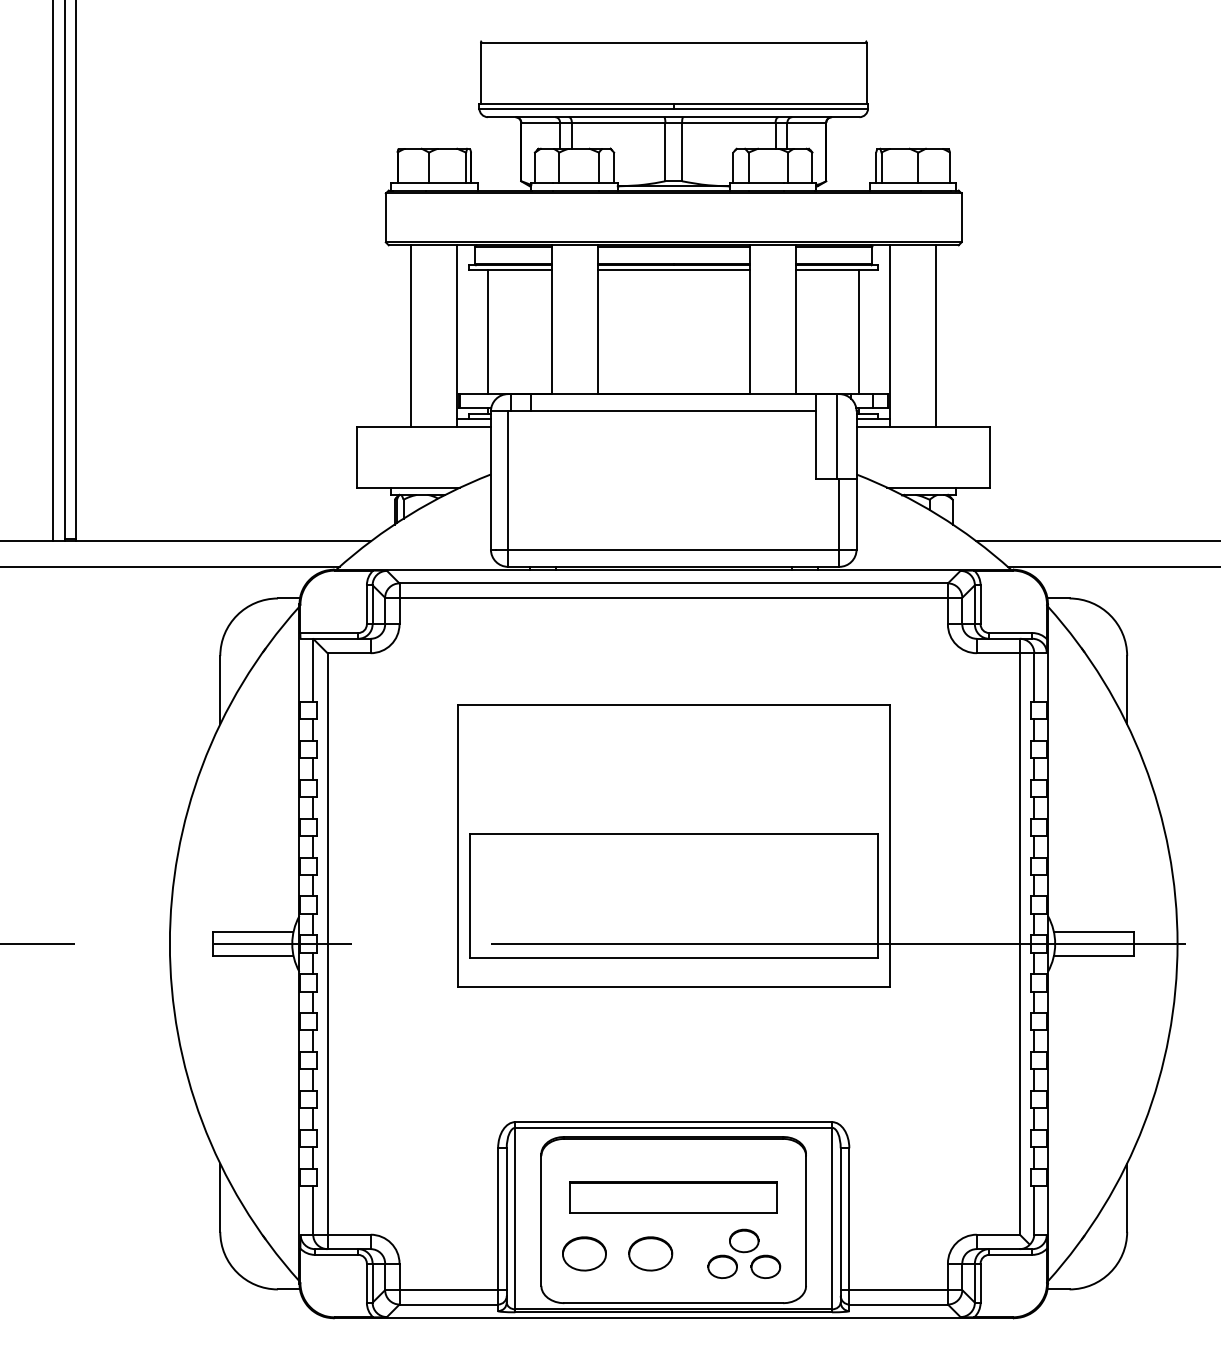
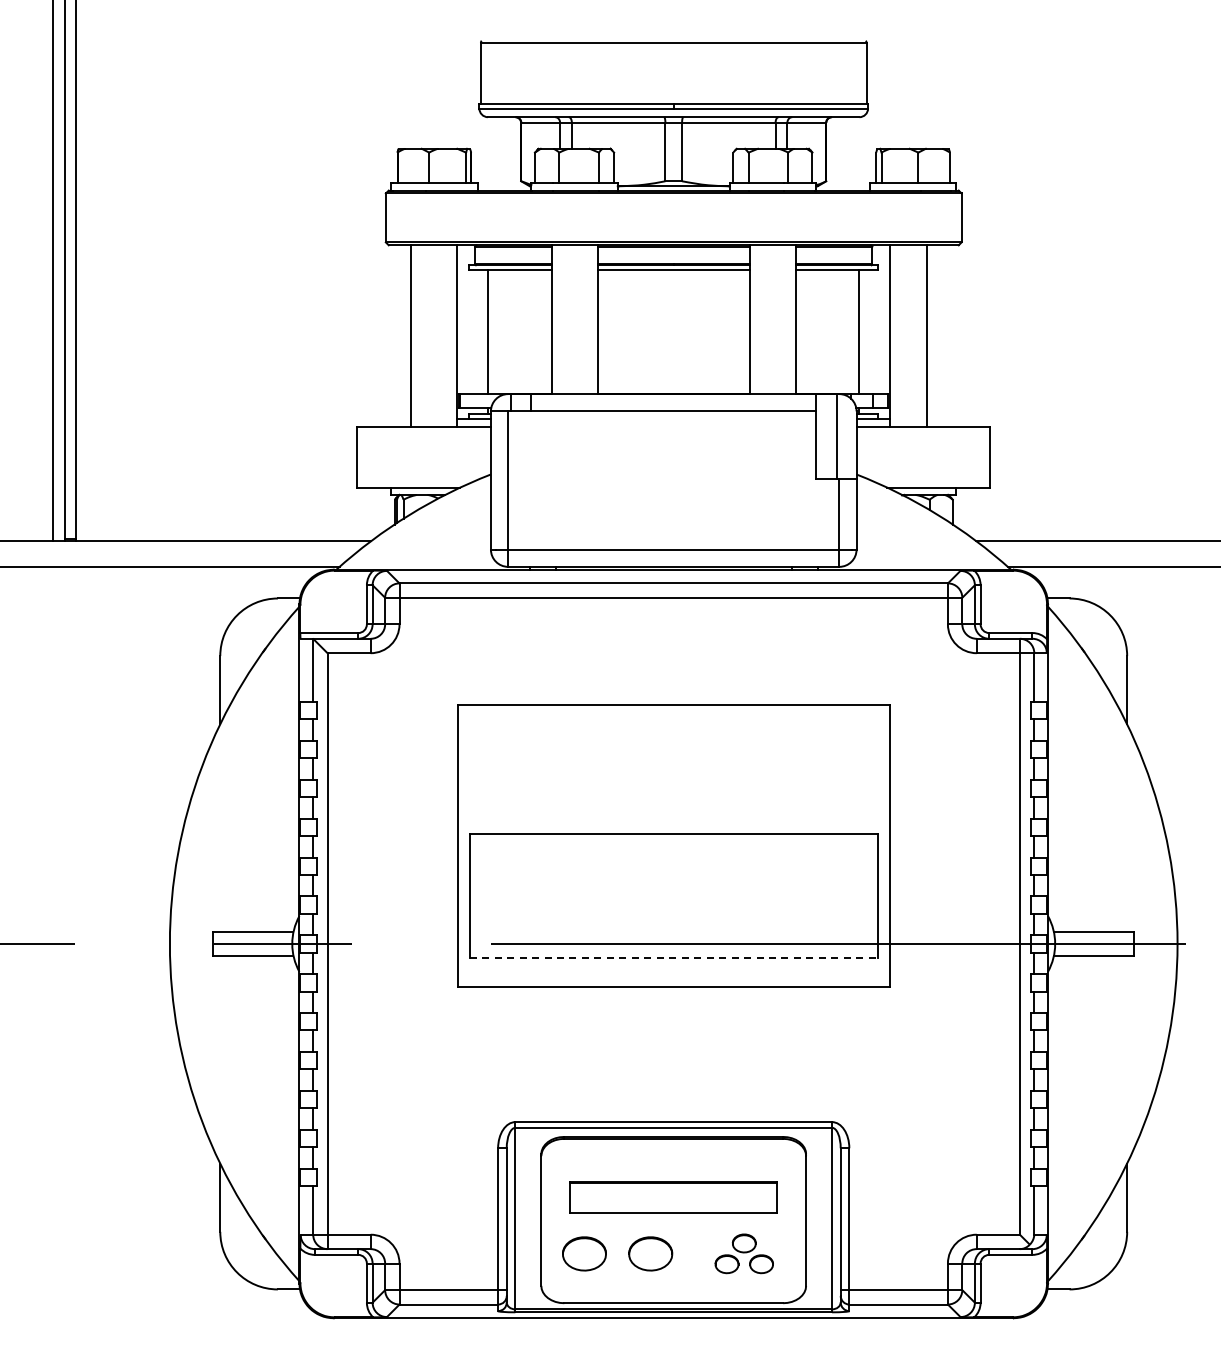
line position: (936, 336) -> (927, 336) (927, 336)
line: solid -> dashed (674, 957)
part size: 75x51 px -> 60x42 px (743, 1253)
